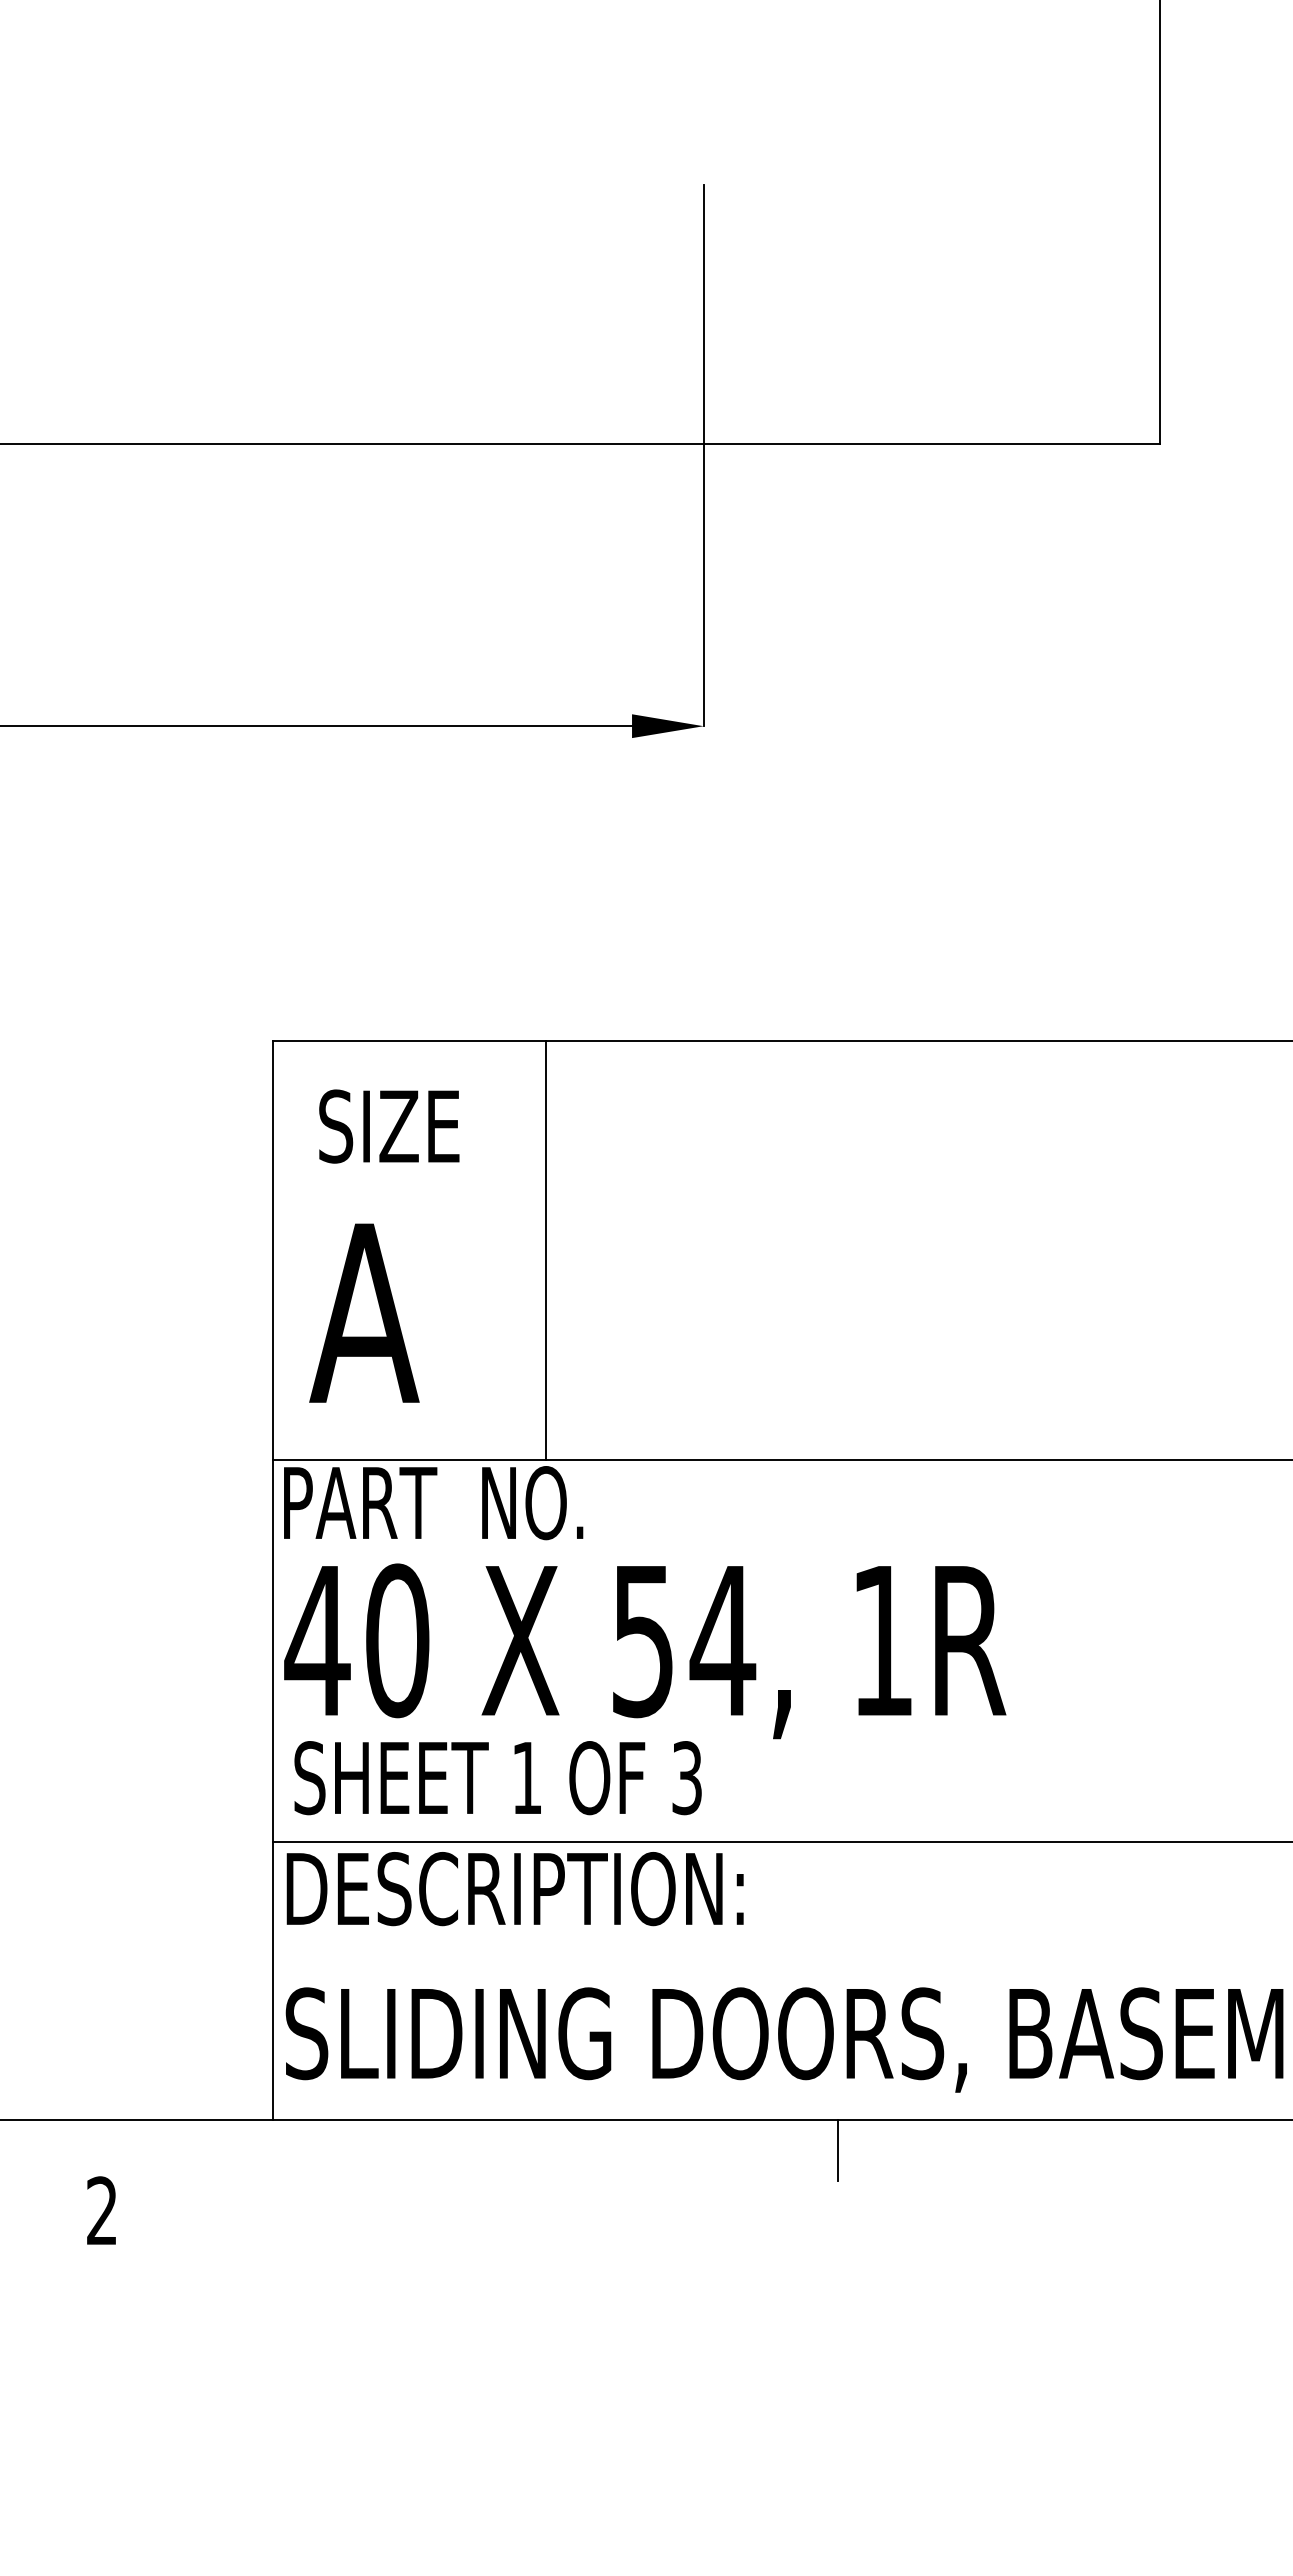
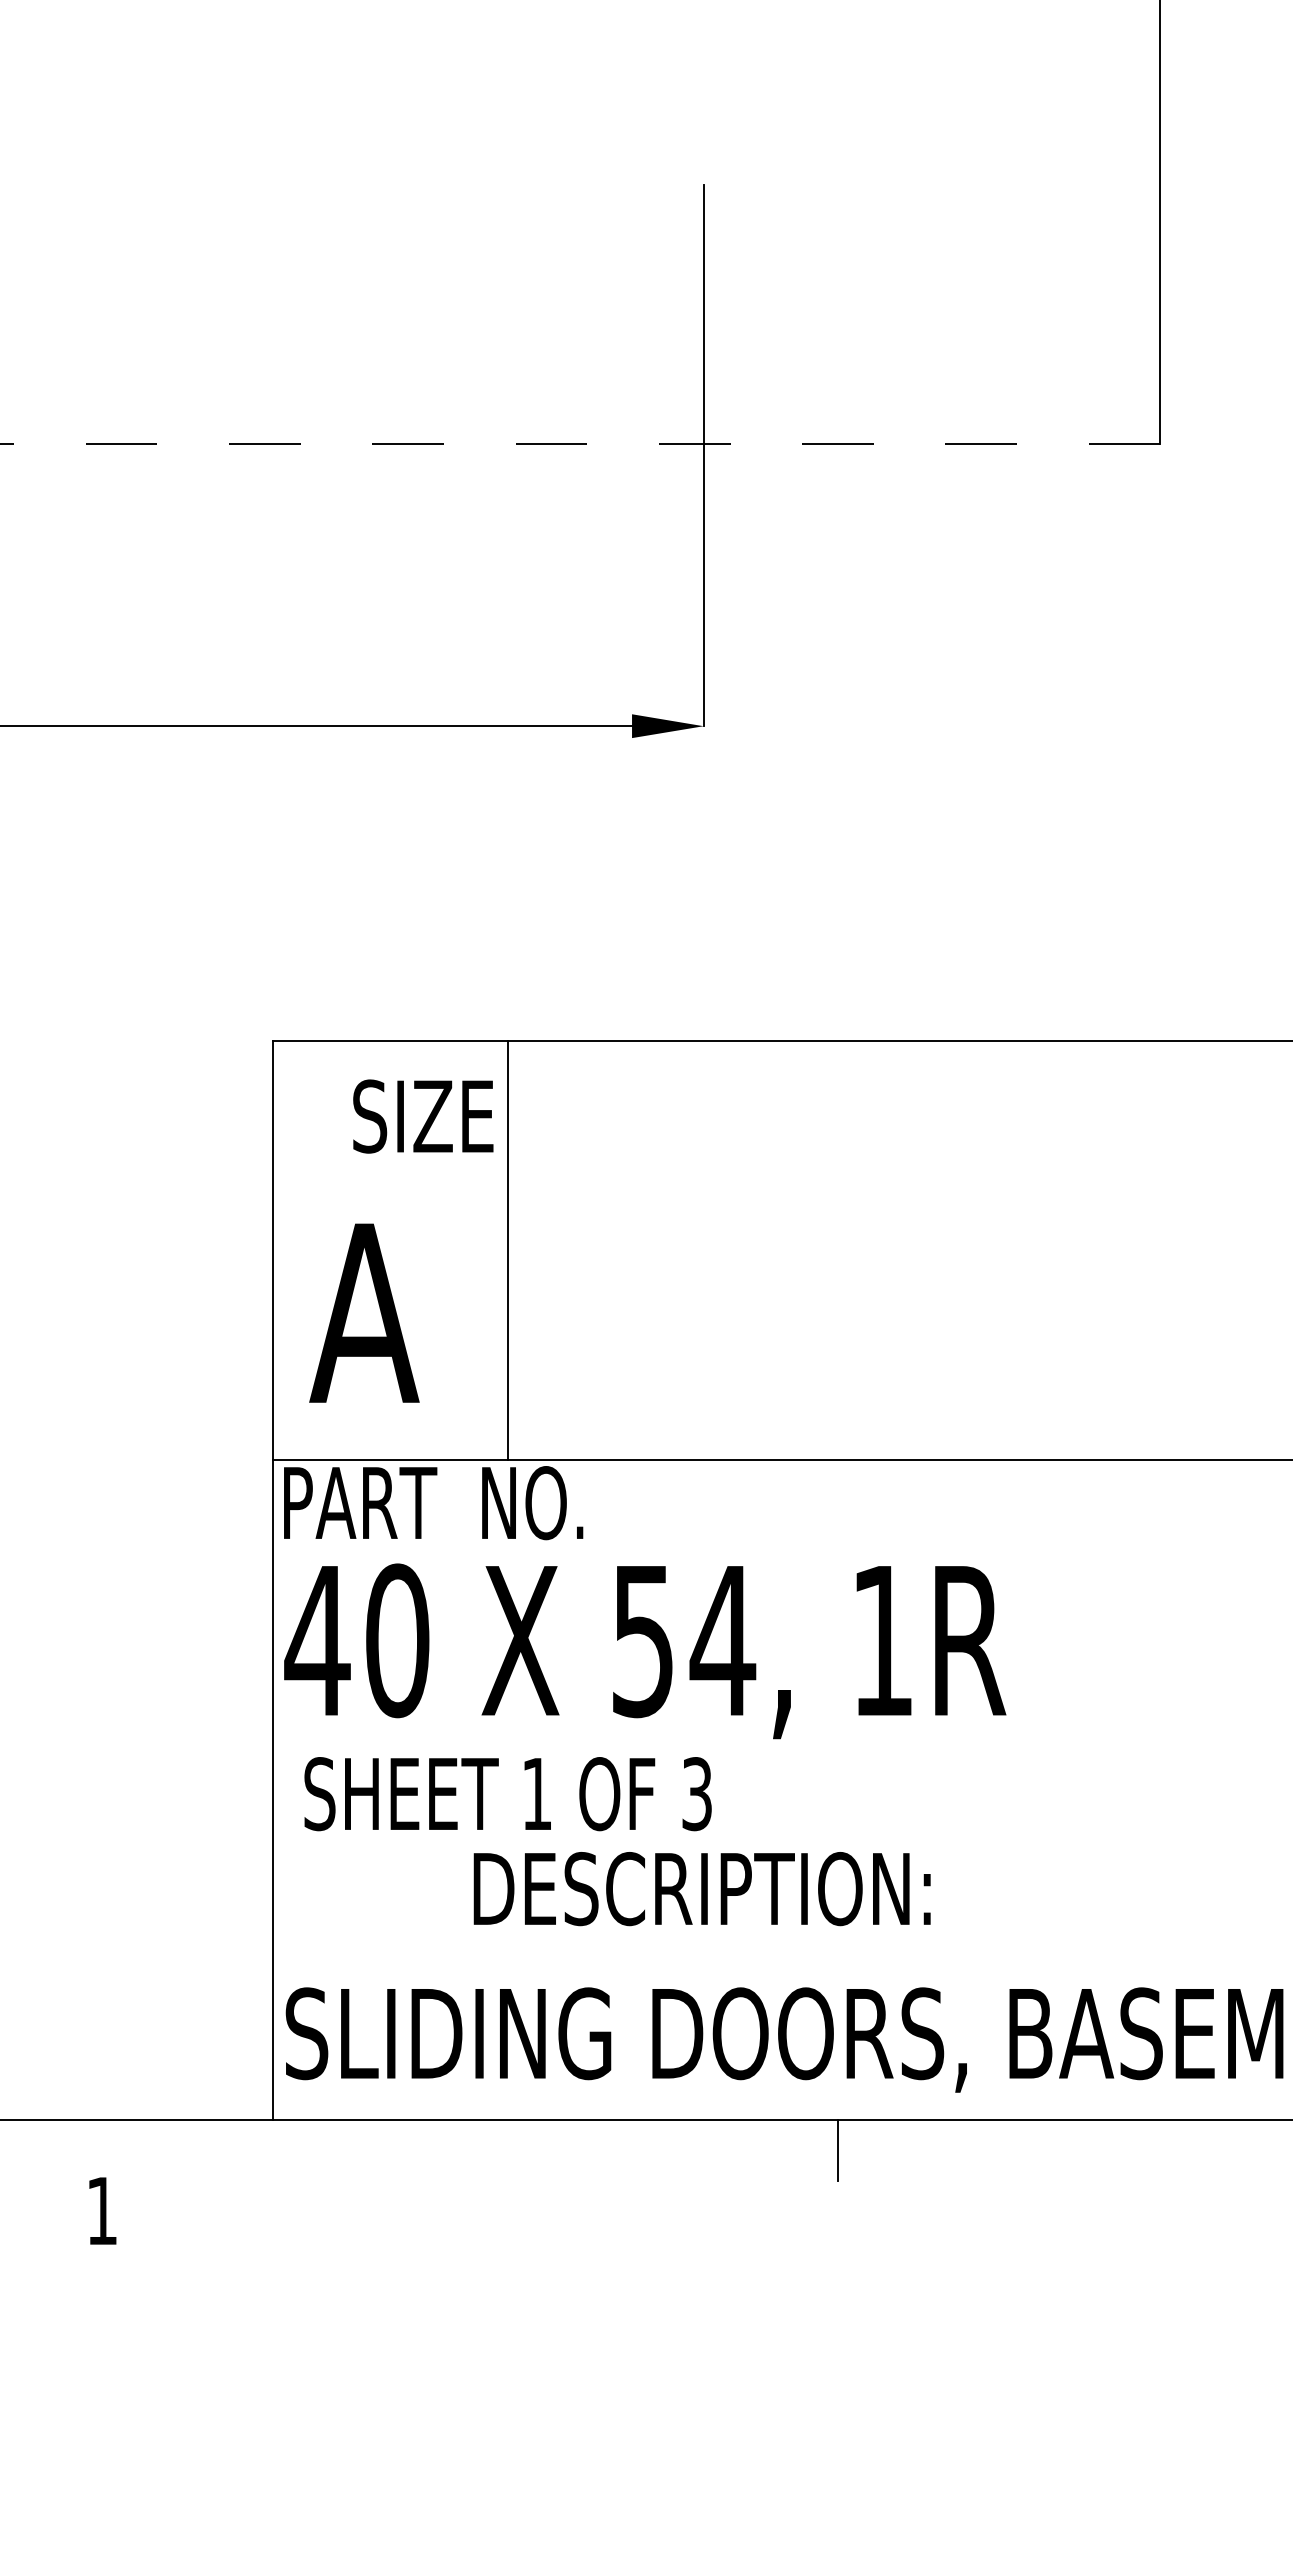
line: solid -> dashed (580, 444)
text position: (389, 1126) -> (423, 1116) (423, 1116)
line position: (545, 1249) -> (507, 1249) (507, 1249)
text position: (497, 1778) -> (507, 1794) (507, 1794)
line: present -> none (780, 1842)
text position: (514, 1889) -> (701, 1889) (701, 1889)
text: 2 -> 1 (101, 2210)
